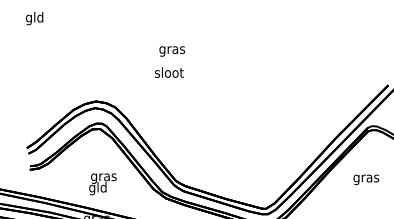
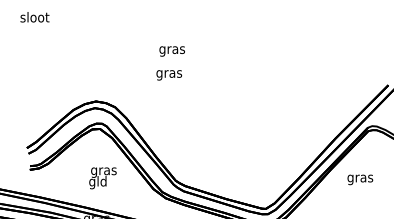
text: gld -> sloot (34, 18)
text: sloot -> gras (169, 73)
text position: (366, 179) -> (360, 179) (360, 179)
text position: (102, 184) -> (102, 178) (102, 178)
